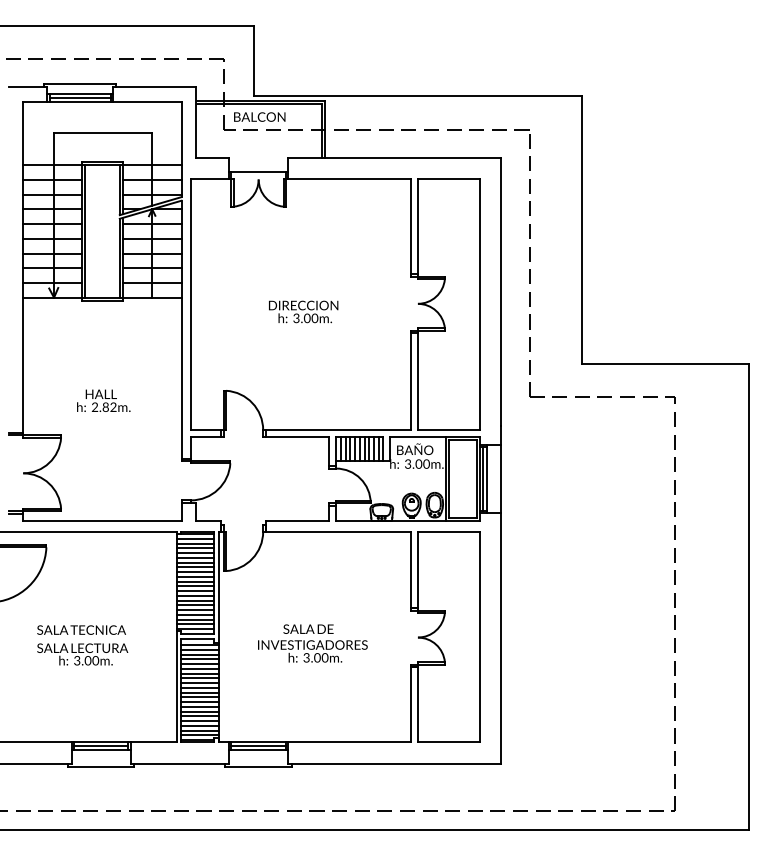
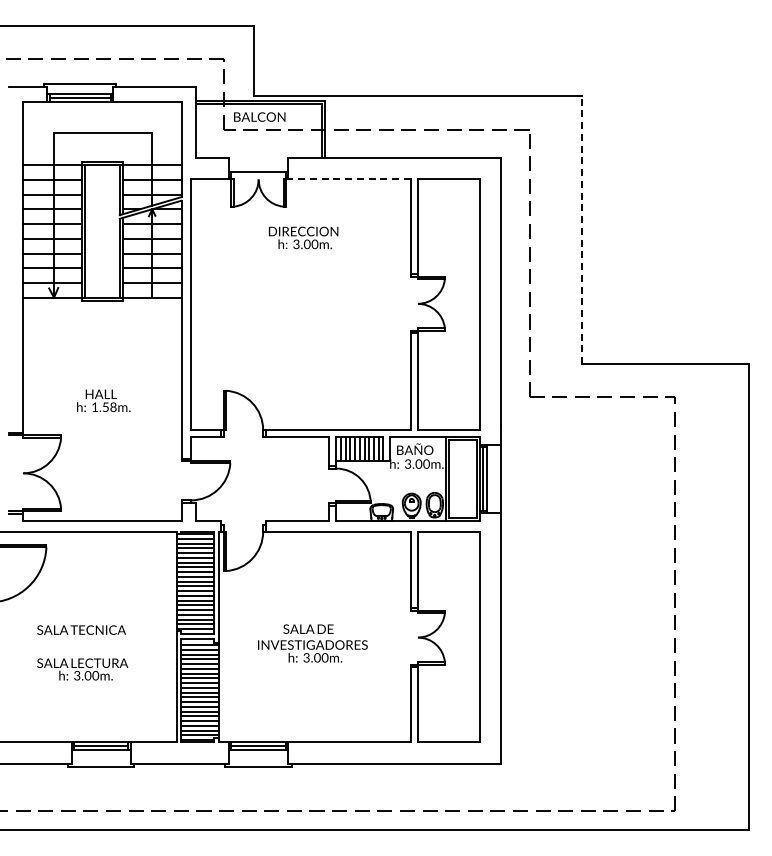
line: solid -> dashed (349, 179)
line: solid -> dashed (581, 230)
text position: (303, 311) -> (303, 237) (303, 237)
text: 2.82m. -> 1.58m. (103, 406)
text position: (82, 654) -> (82, 669) (82, 669)
